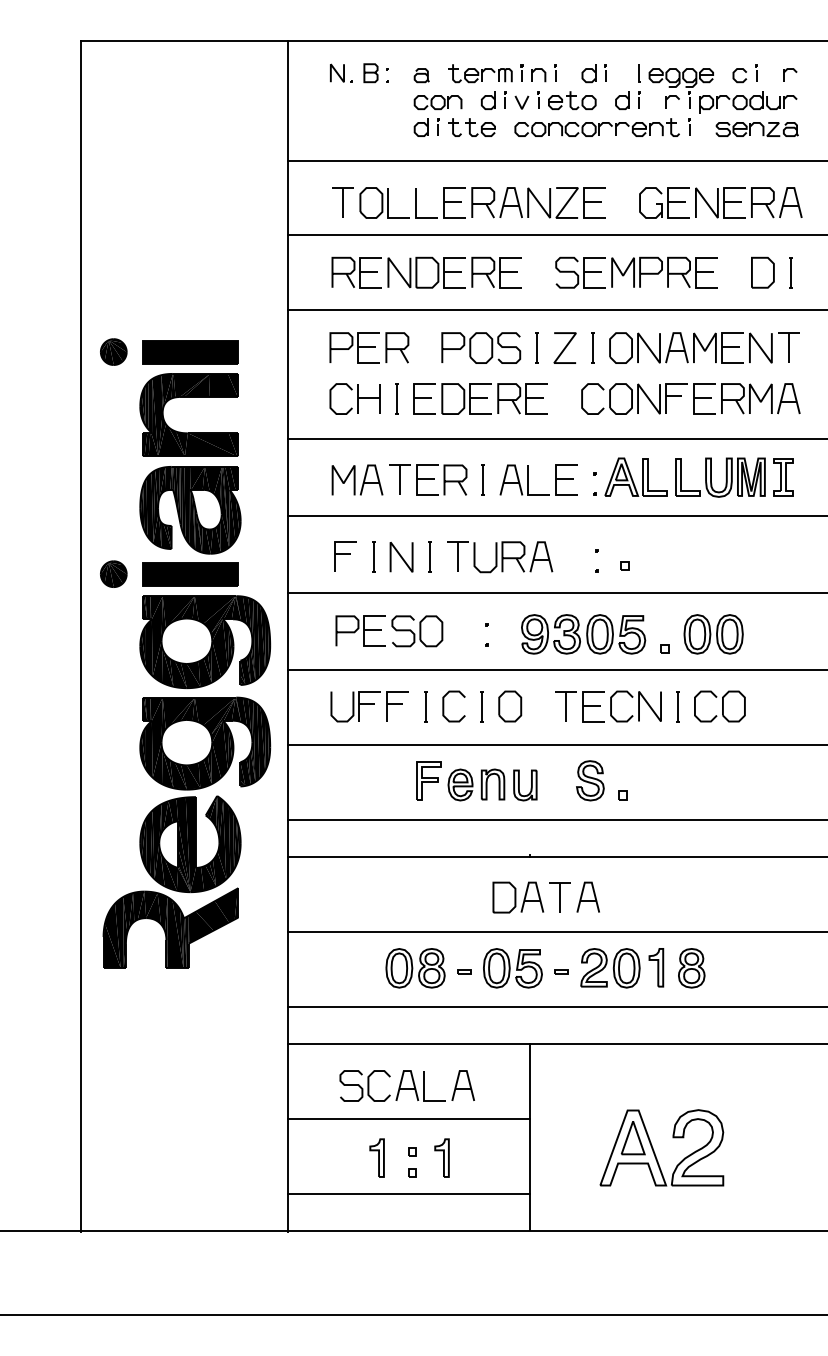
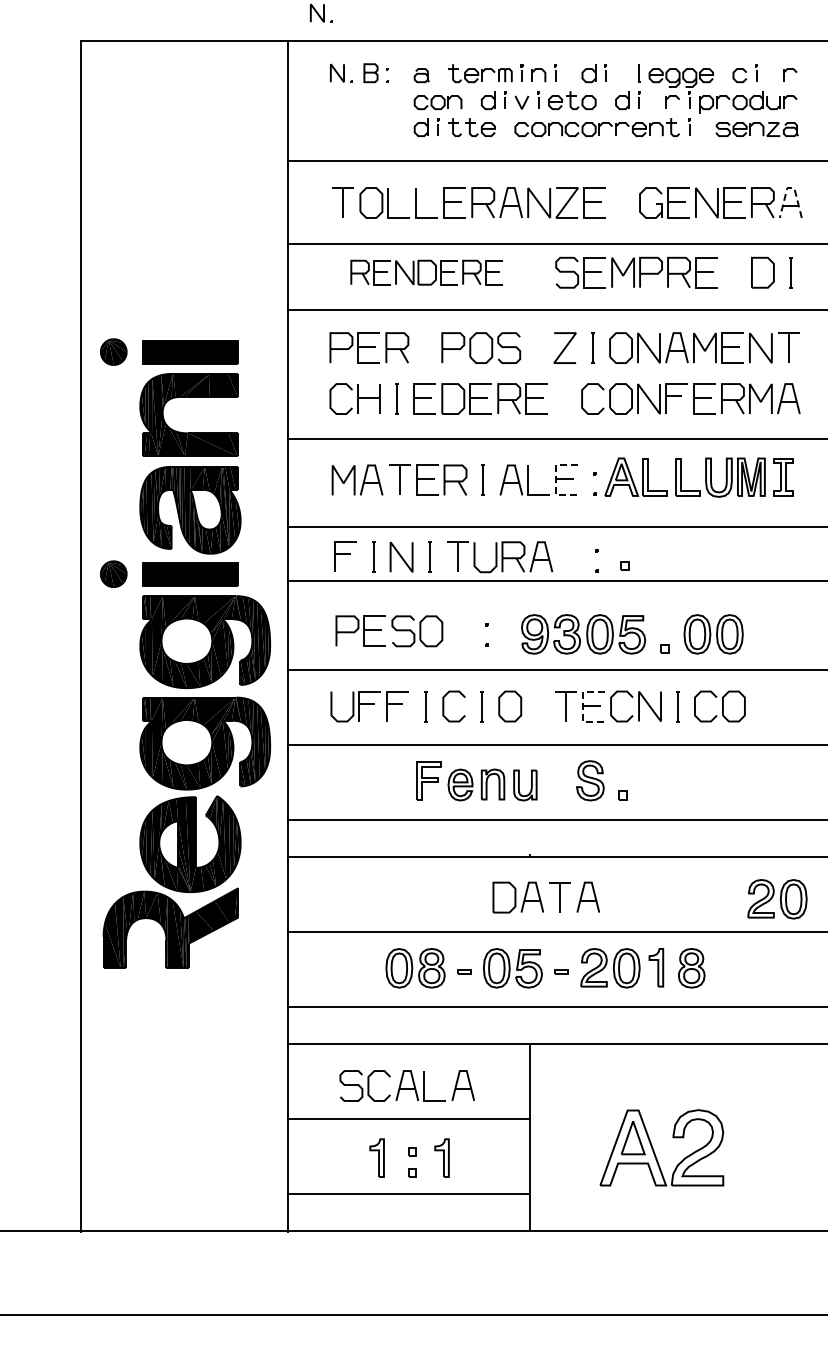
part: none -> present (321, 12)
line: solid -> dashed (790, 188)
line position: (555, 235) -> (555, 244) (555, 244)
part size: 191x33 px -> 153x27 px (426, 272)
part: present -> none (536, 347)
line: solid -> dashed (556, 480)
line position: (555, 515) -> (555, 526) (555, 526)
line position: (555, 592) -> (555, 580) (555, 580)
line: solid -> dashed (583, 706)
part: none -> present (777, 899)
